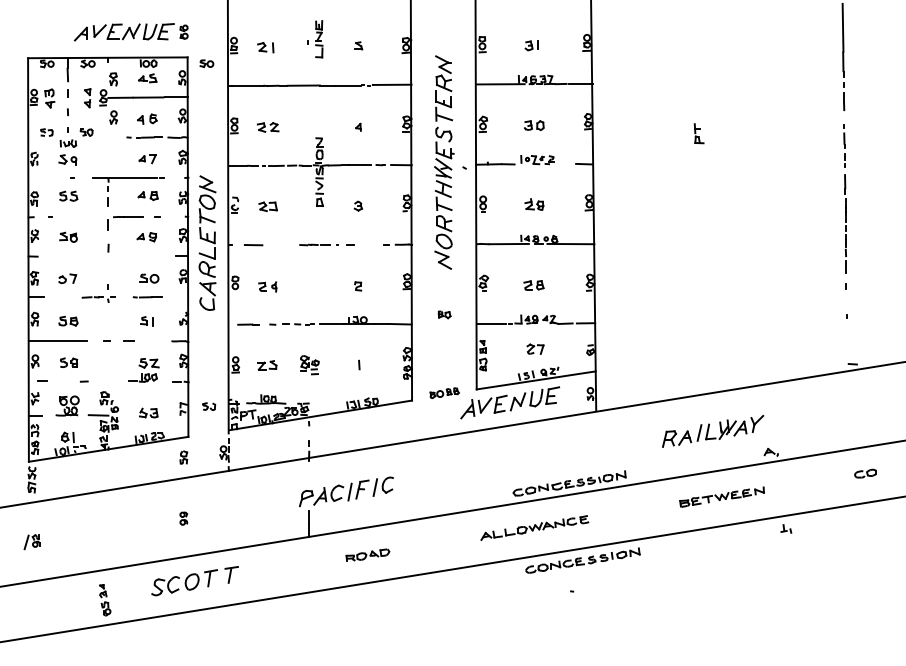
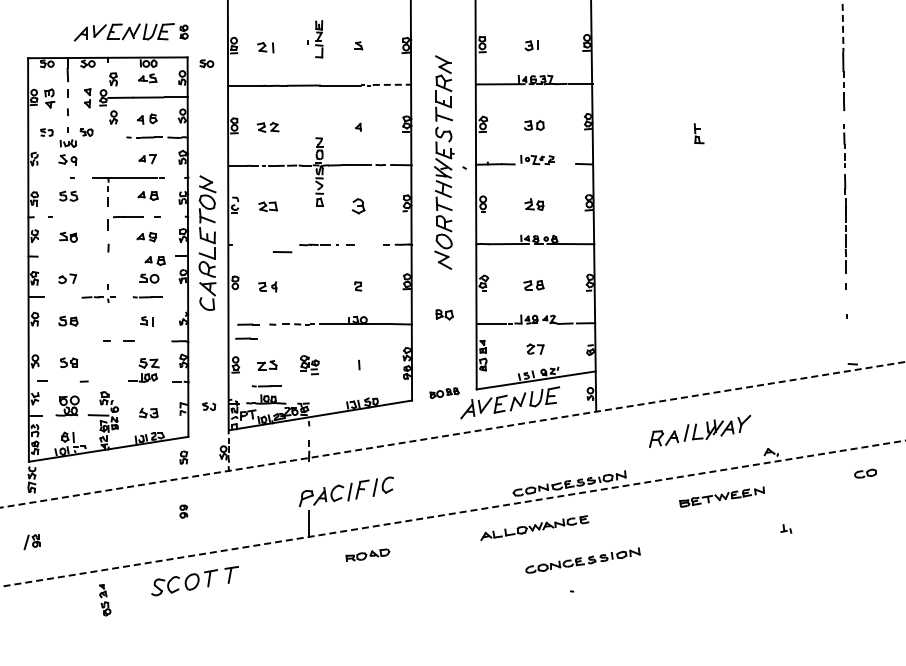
line: solid -> dashed (843, 27)
line: solid -> dashed (392, 84)
part size: 10x12 px -> 15x17 px (358, 206)
line position: (253, 245) -> (282, 252) (282, 252)
part: none -> present (154, 261)
part size: 15x10 px -> 19x12 px (444, 314)
line: none -> present (246, 338)
line: present -> none (57, 341)
line: none -> present (266, 386)
part position: (713, 430) -> (700, 430) (700, 430)
line: solid -> dashed (452, 434)
line: solid -> dashed (453, 513)
part position: (183, 518) -> (183, 511) (183, 511)
line: present -> none (452, 569)
